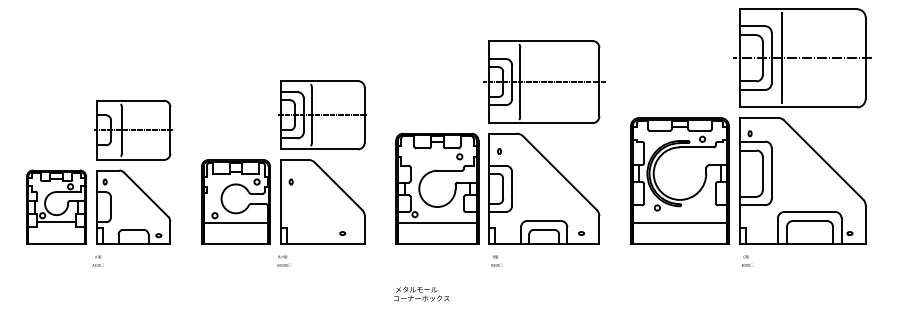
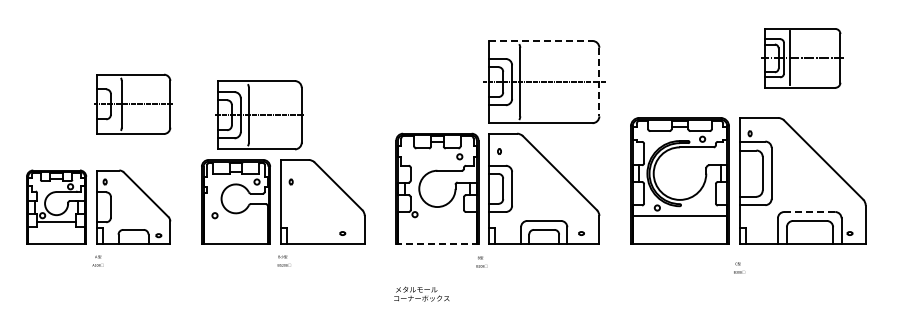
line: solid -> dashed (540, 41)
part size: 139x101 px -> 83x61 px (802, 58)
line: solid -> dashed (599, 82)
part position: (322, 115) -> (259, 115) (259, 115)
part position: (133, 129) -> (133, 103) (133, 103)
line: solid -> dashed (809, 212)
line: present -> none (235, 223)
line: present -> none (437, 223)
line position: (679, 223) -> (679, 216) (679, 216)
line: solid -> dashed (436, 244)
text position: (496, 260) -> (481, 261) (481, 261)
text position: (747, 260) -> (739, 267) (739, 267)
